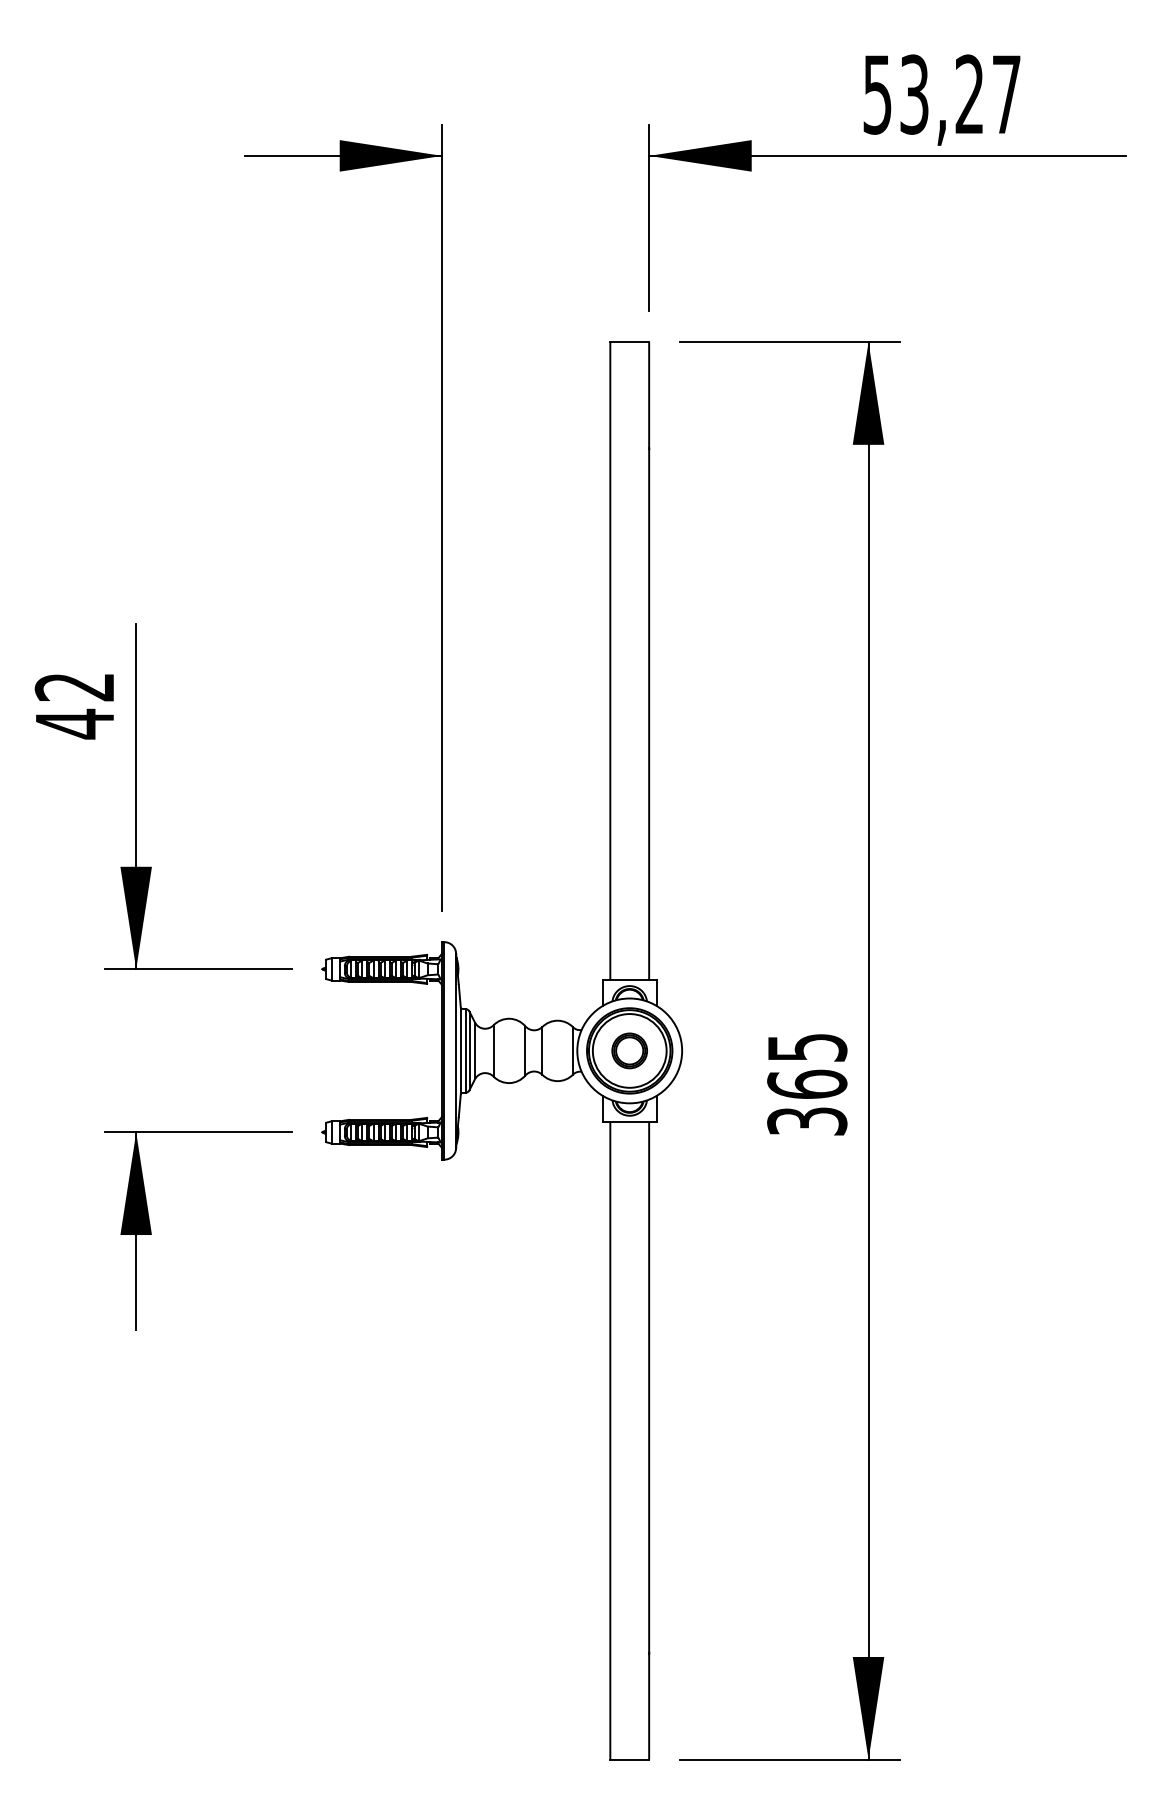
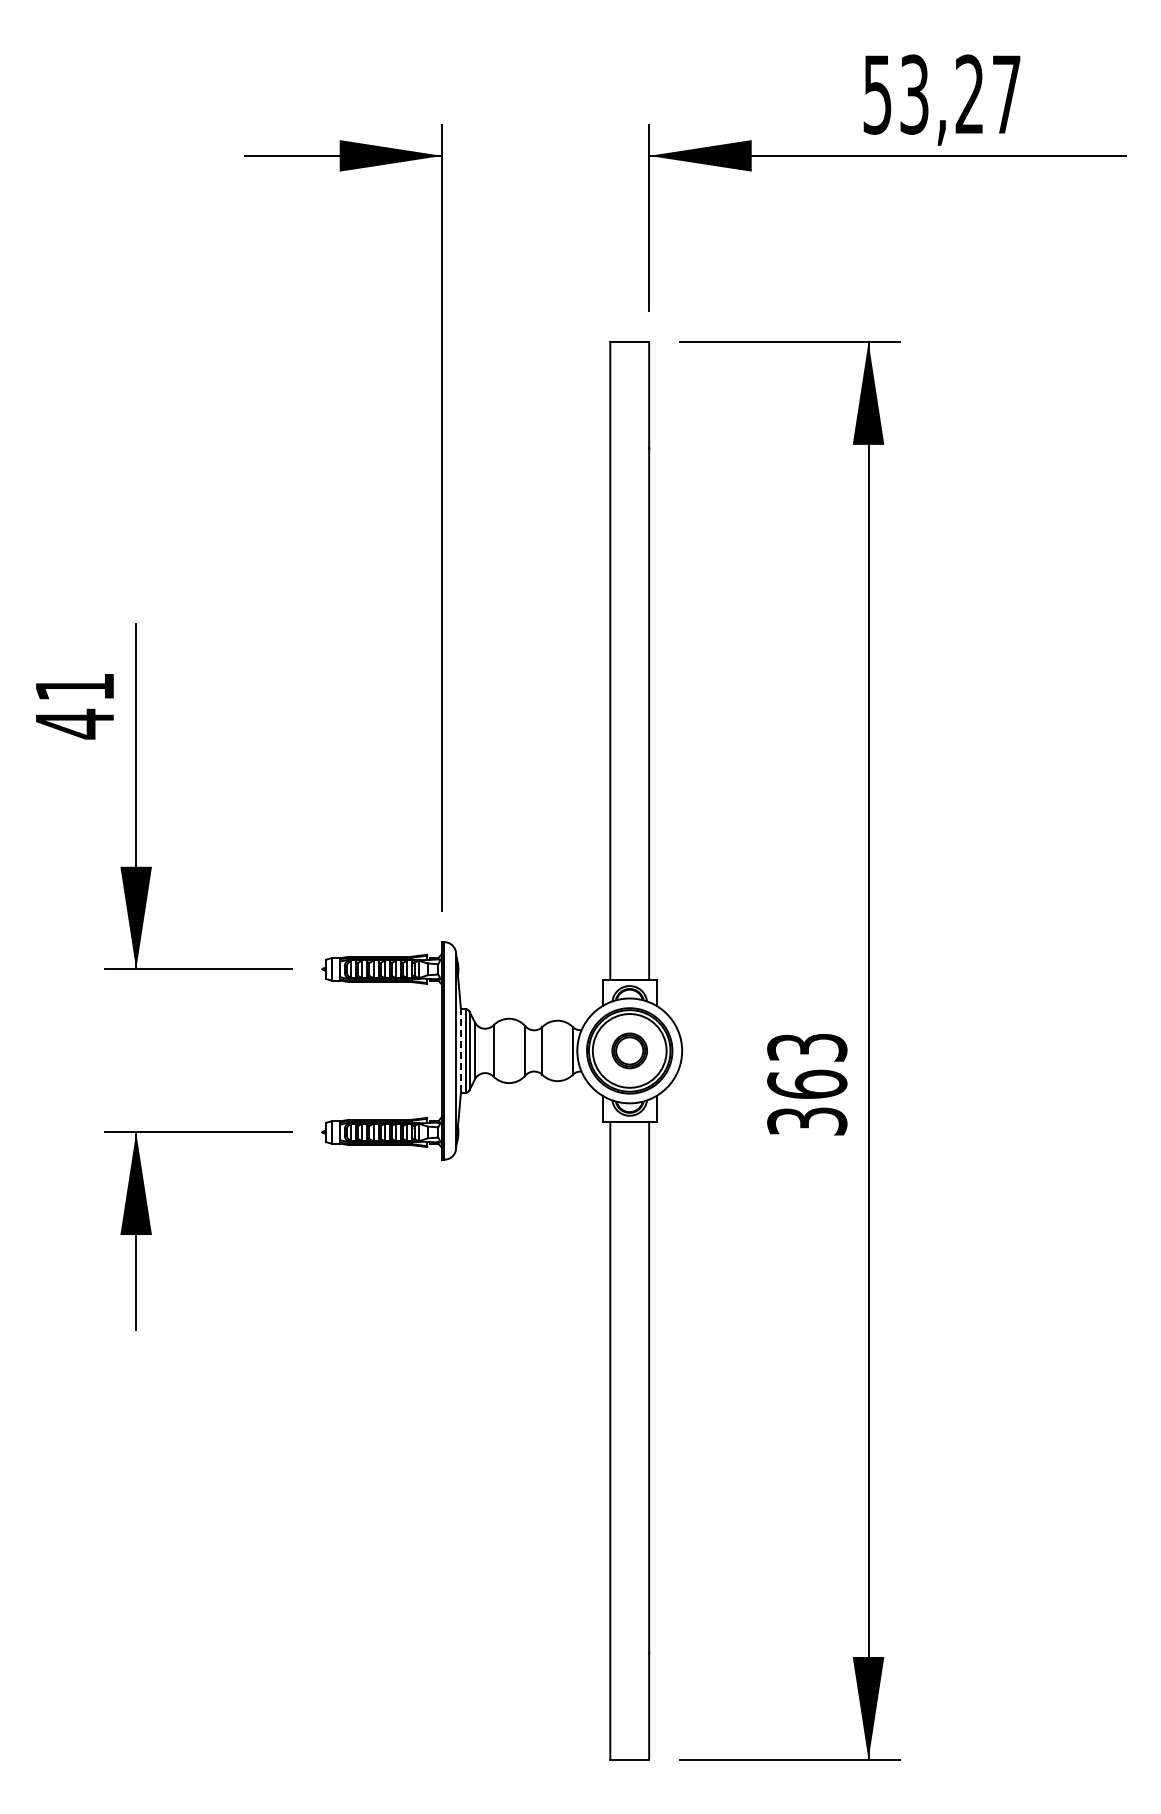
text: 42 -> 41 (73, 687)
text: 365 -> 363 (806, 1047)
line: solid -> dashed (460, 1051)
